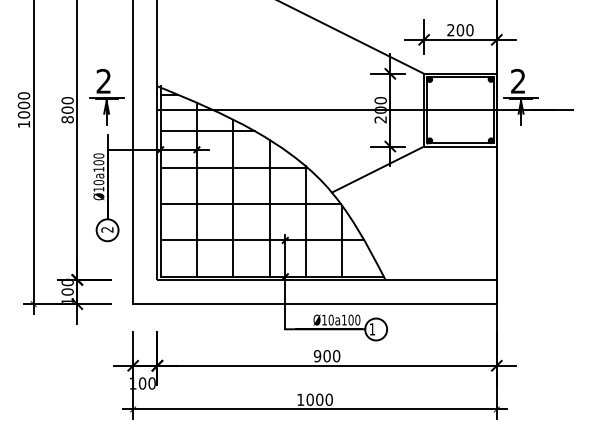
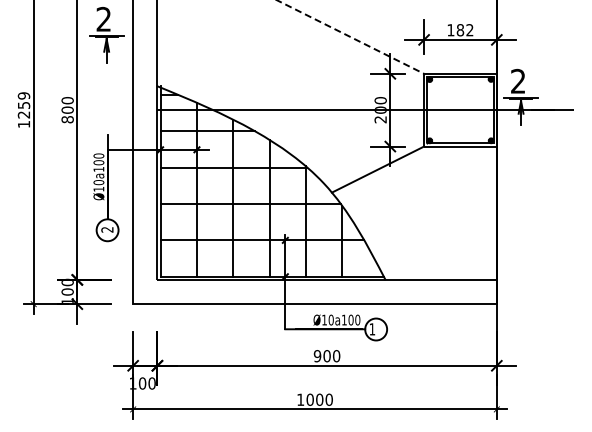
text: 200 -> 182 (460, 30)
line: solid -> dashed (350, 37)
part position: (106, 97) -> (106, 35) (106, 35)
text: 1000 -> 1259 (23, 105)
